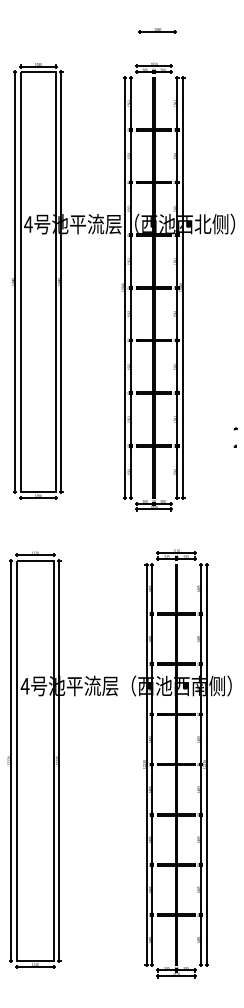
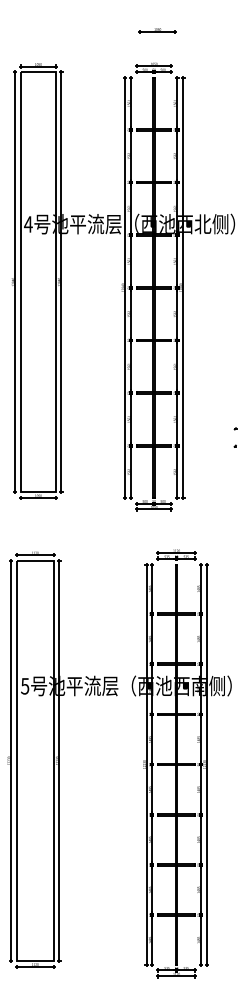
text: 4 -> 5 (24, 686)
